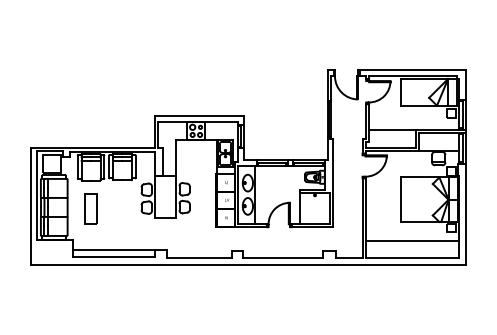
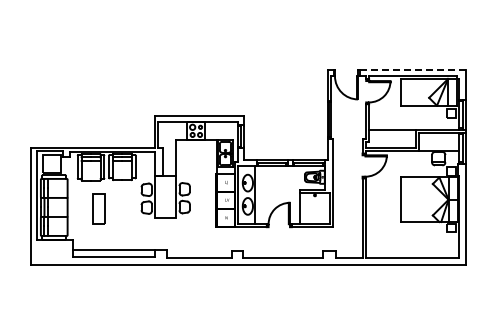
line: solid -> dashed (412, 70)
part position: (90, 208) -> (98, 208) (98, 208)
line: present -> none (412, 241)
